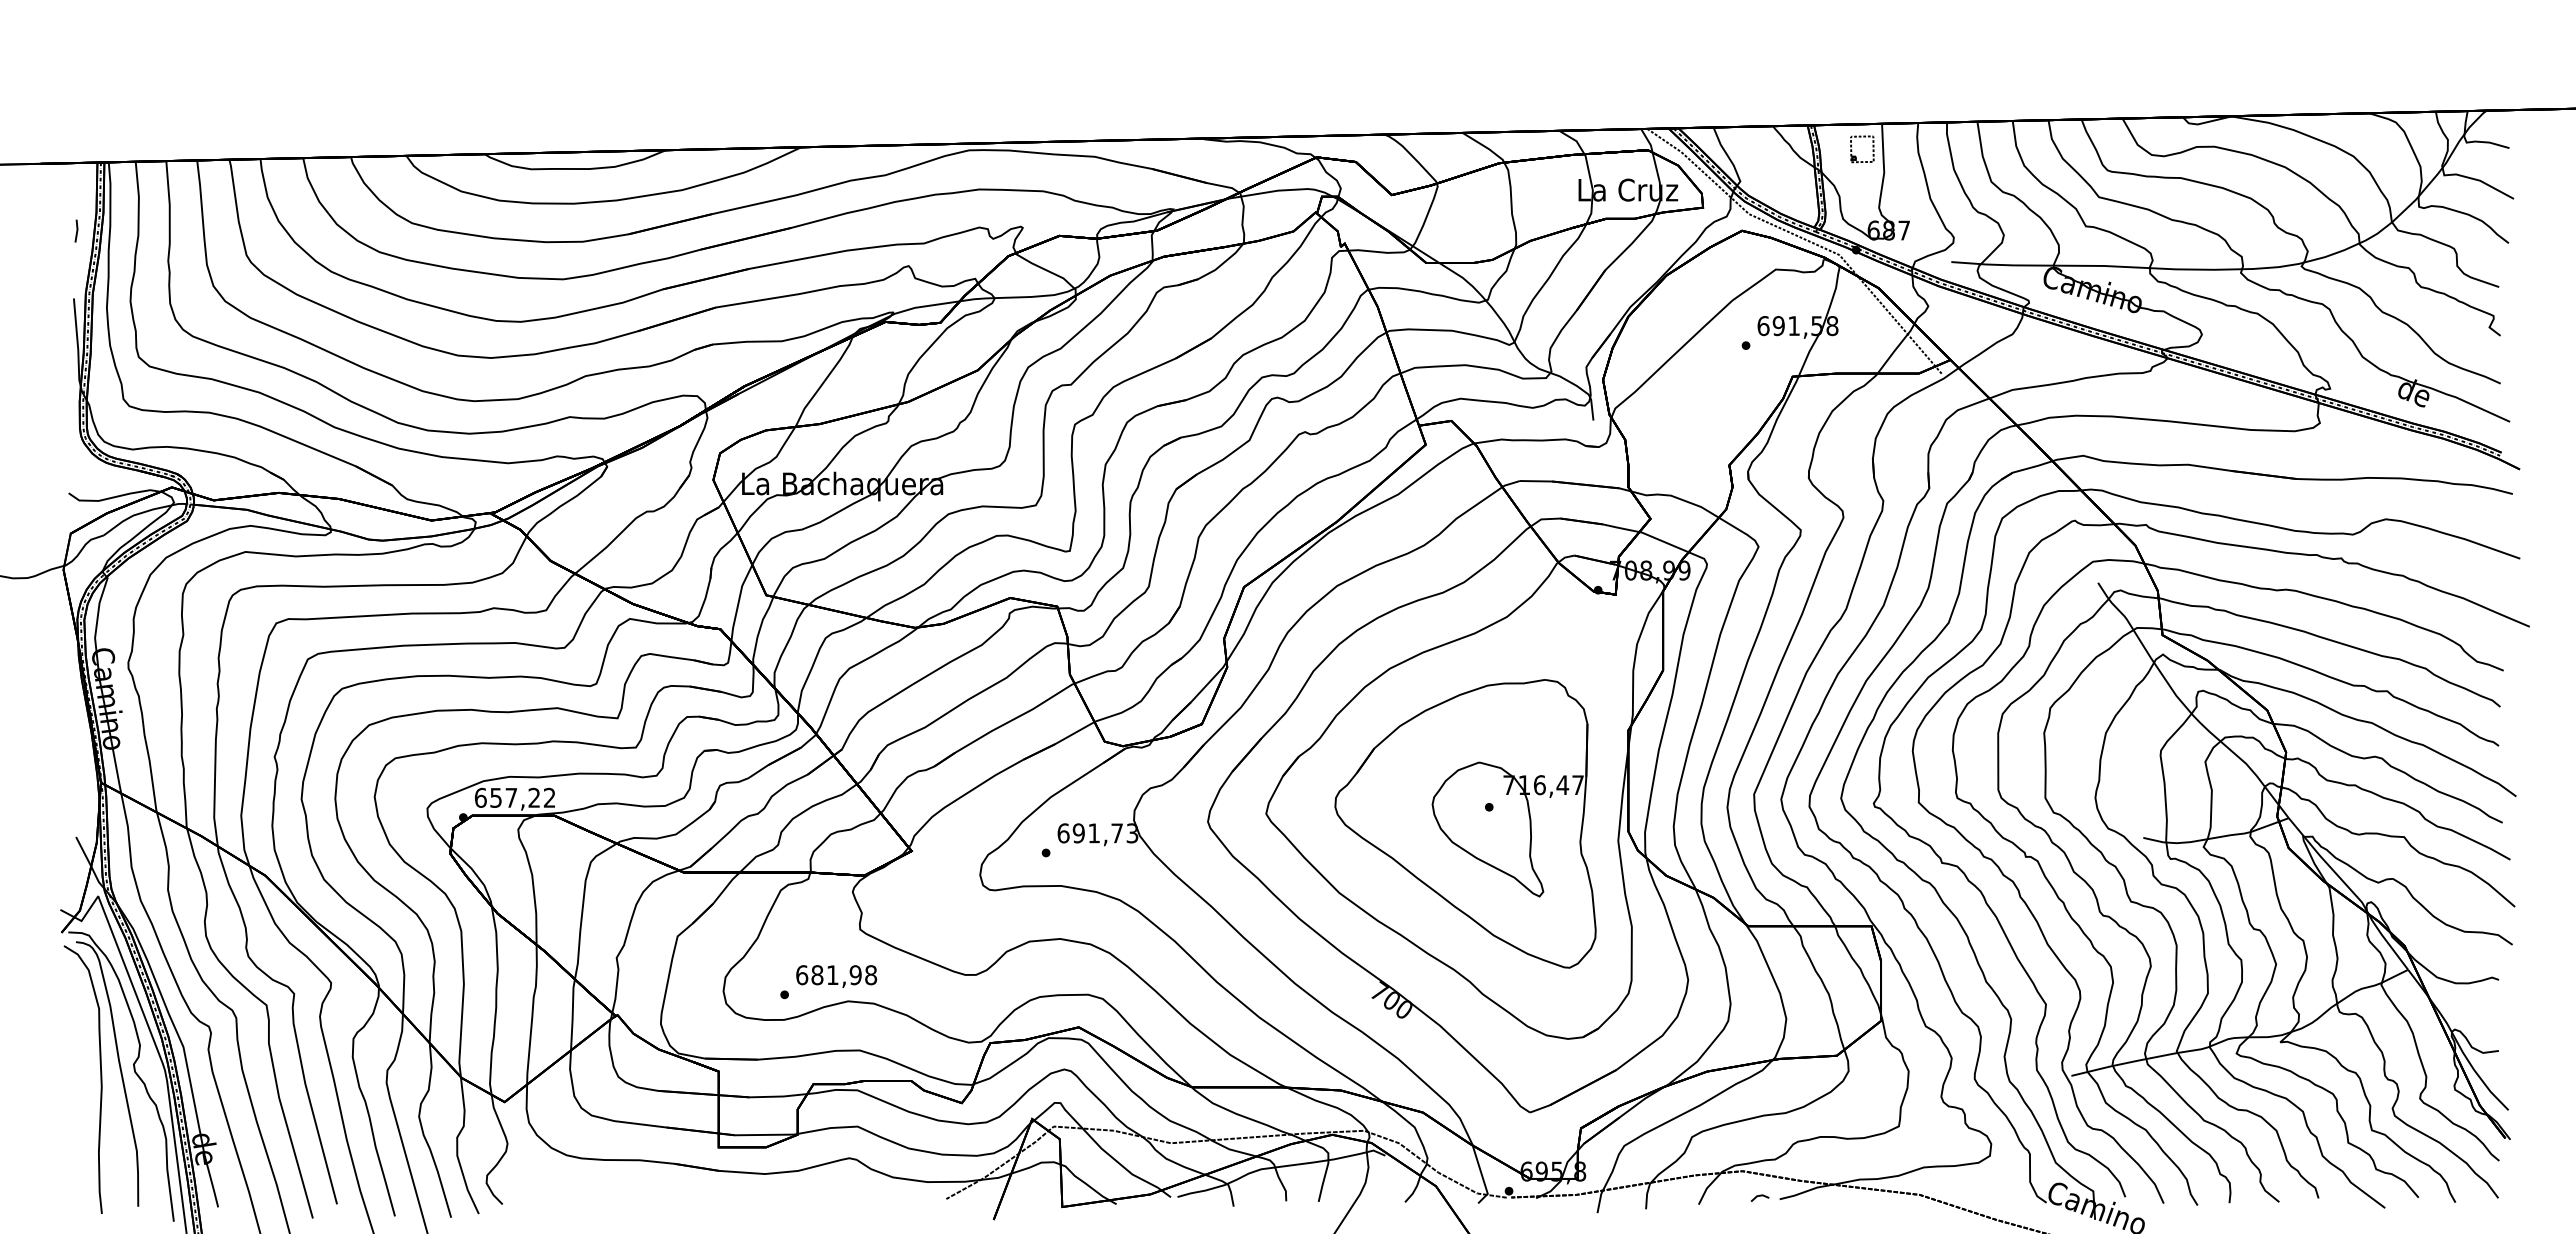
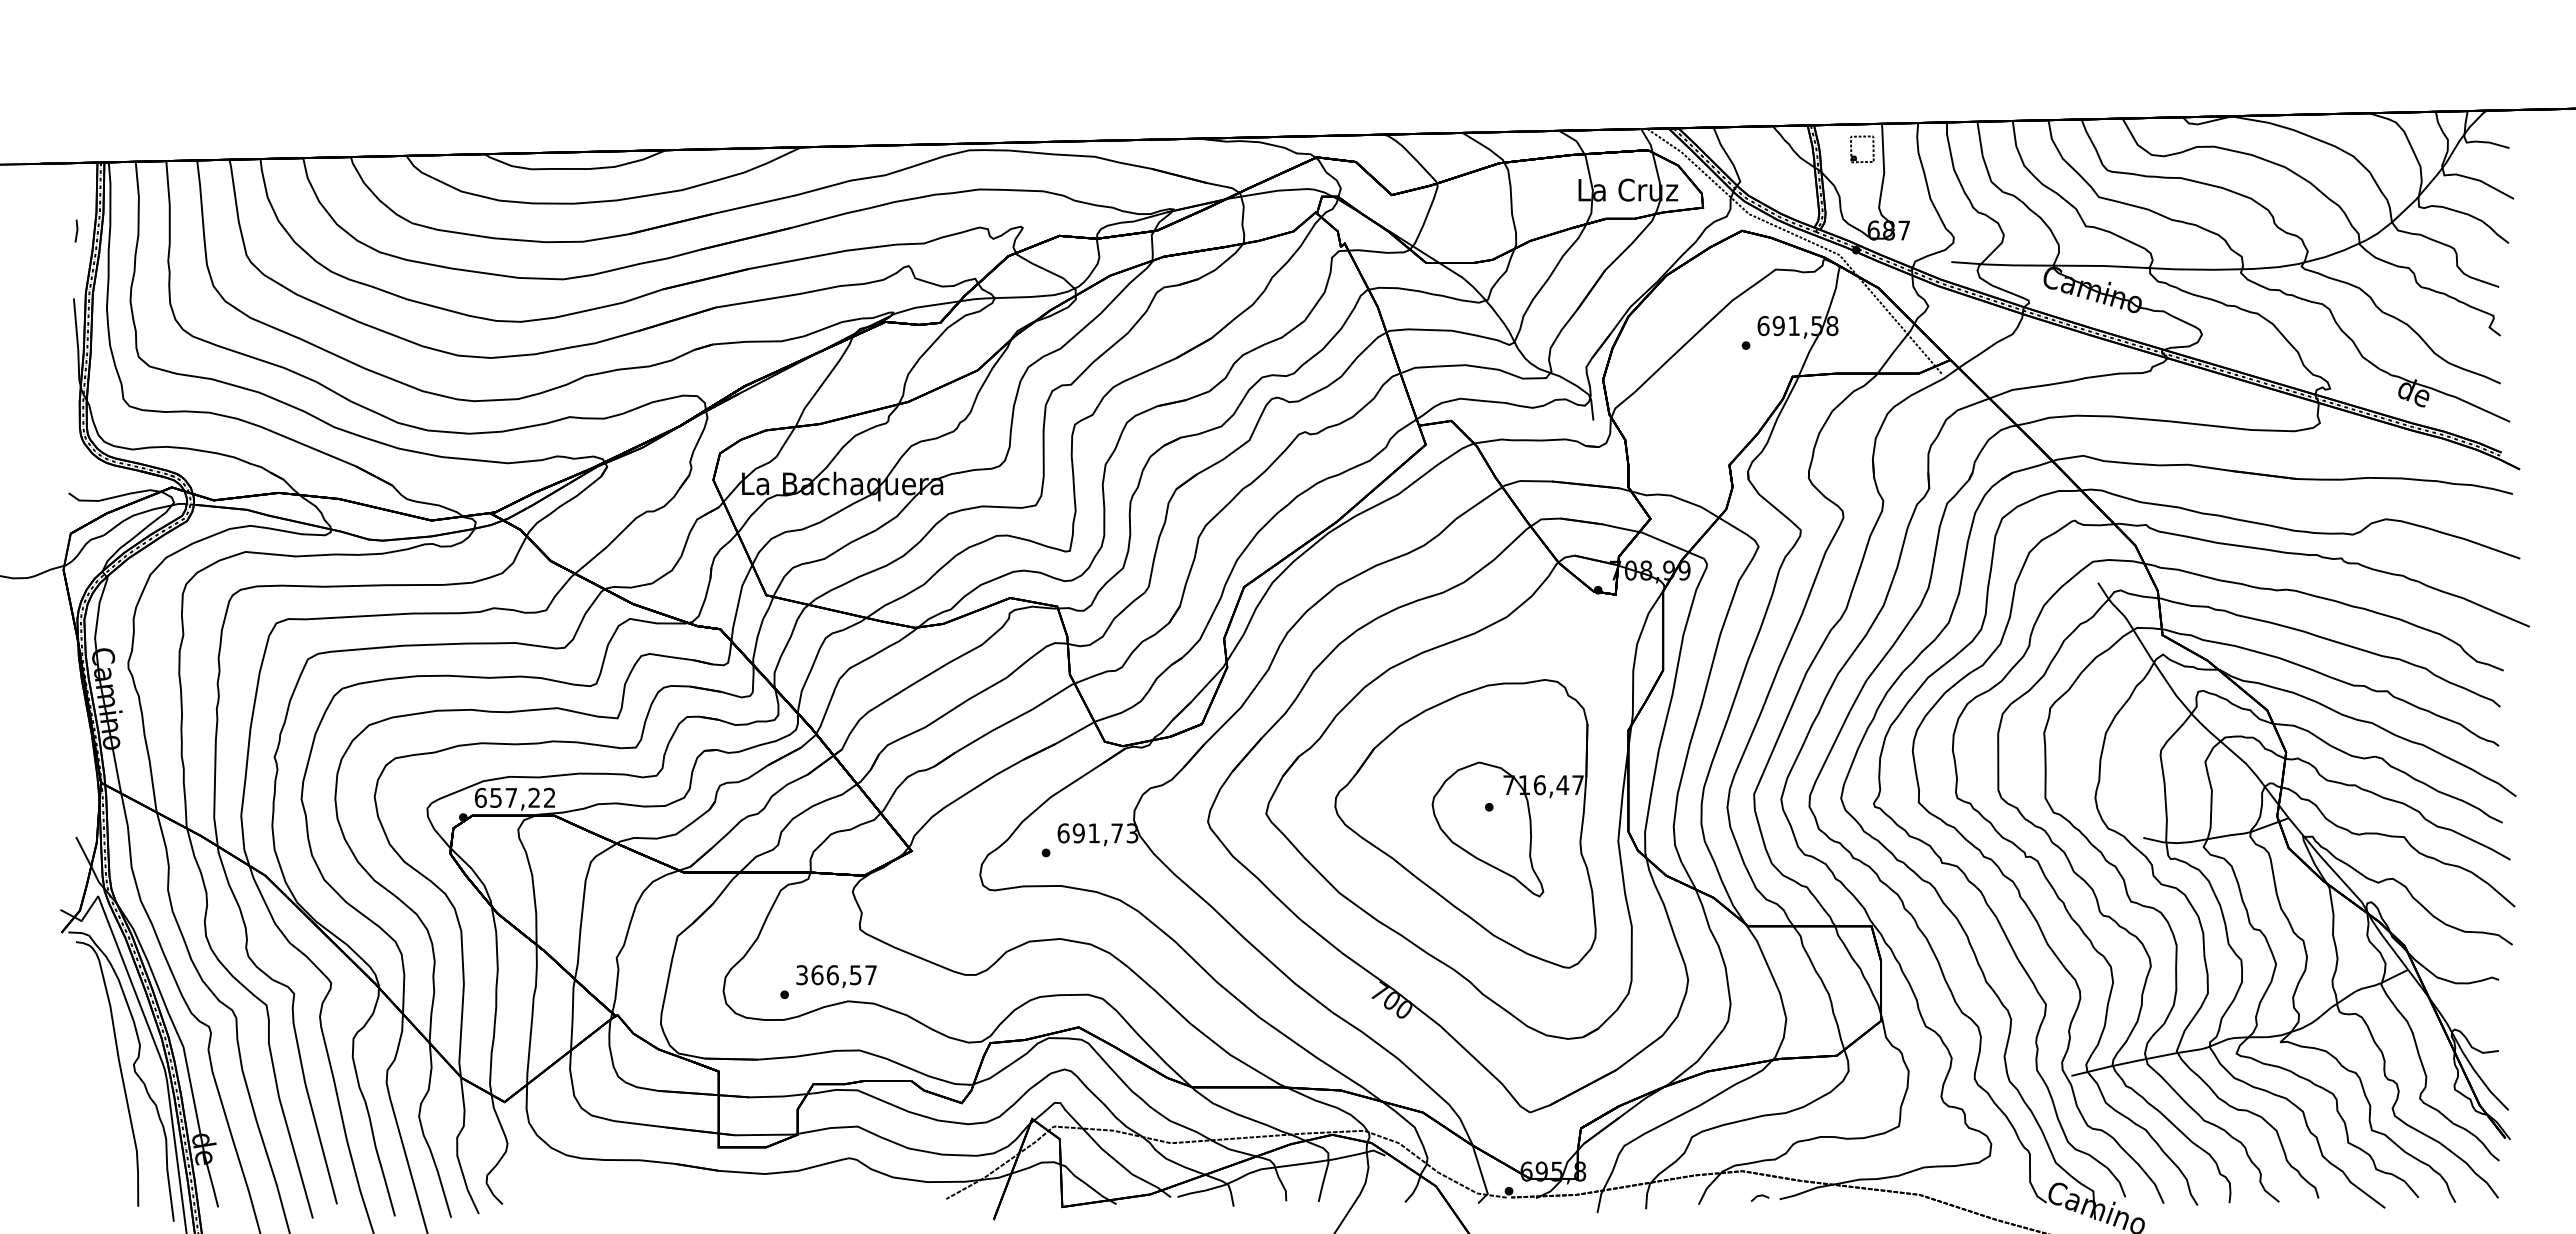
text: 681,98 -> 366,57 (836, 975)
curve: present -> none (100, 1079)
